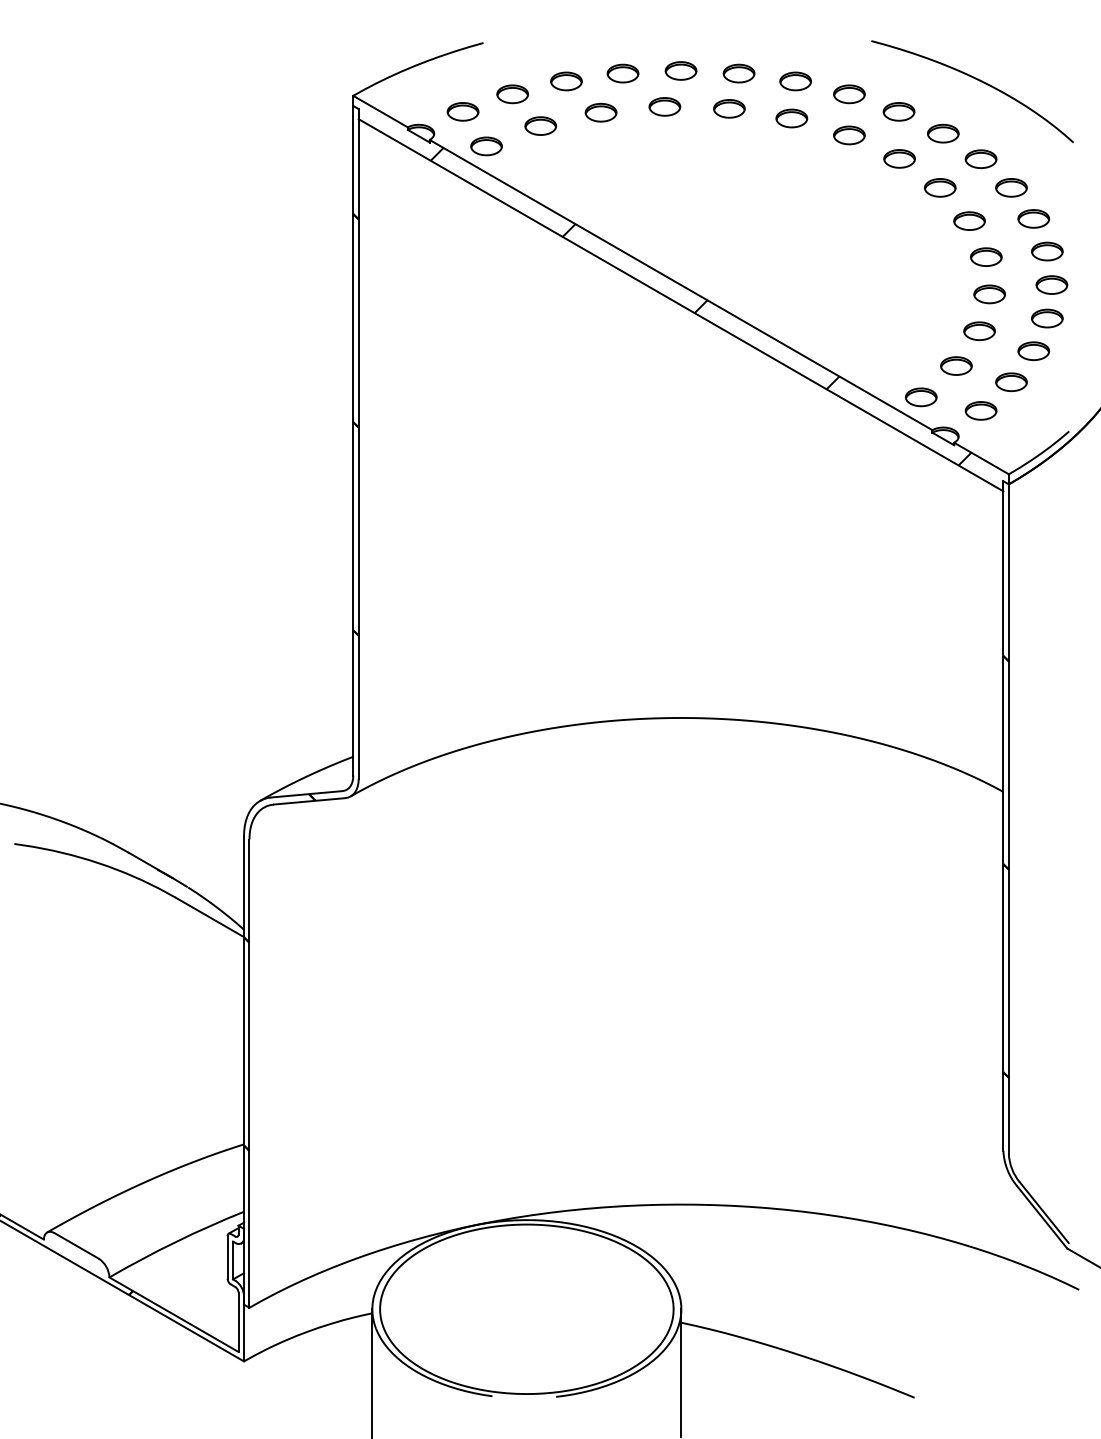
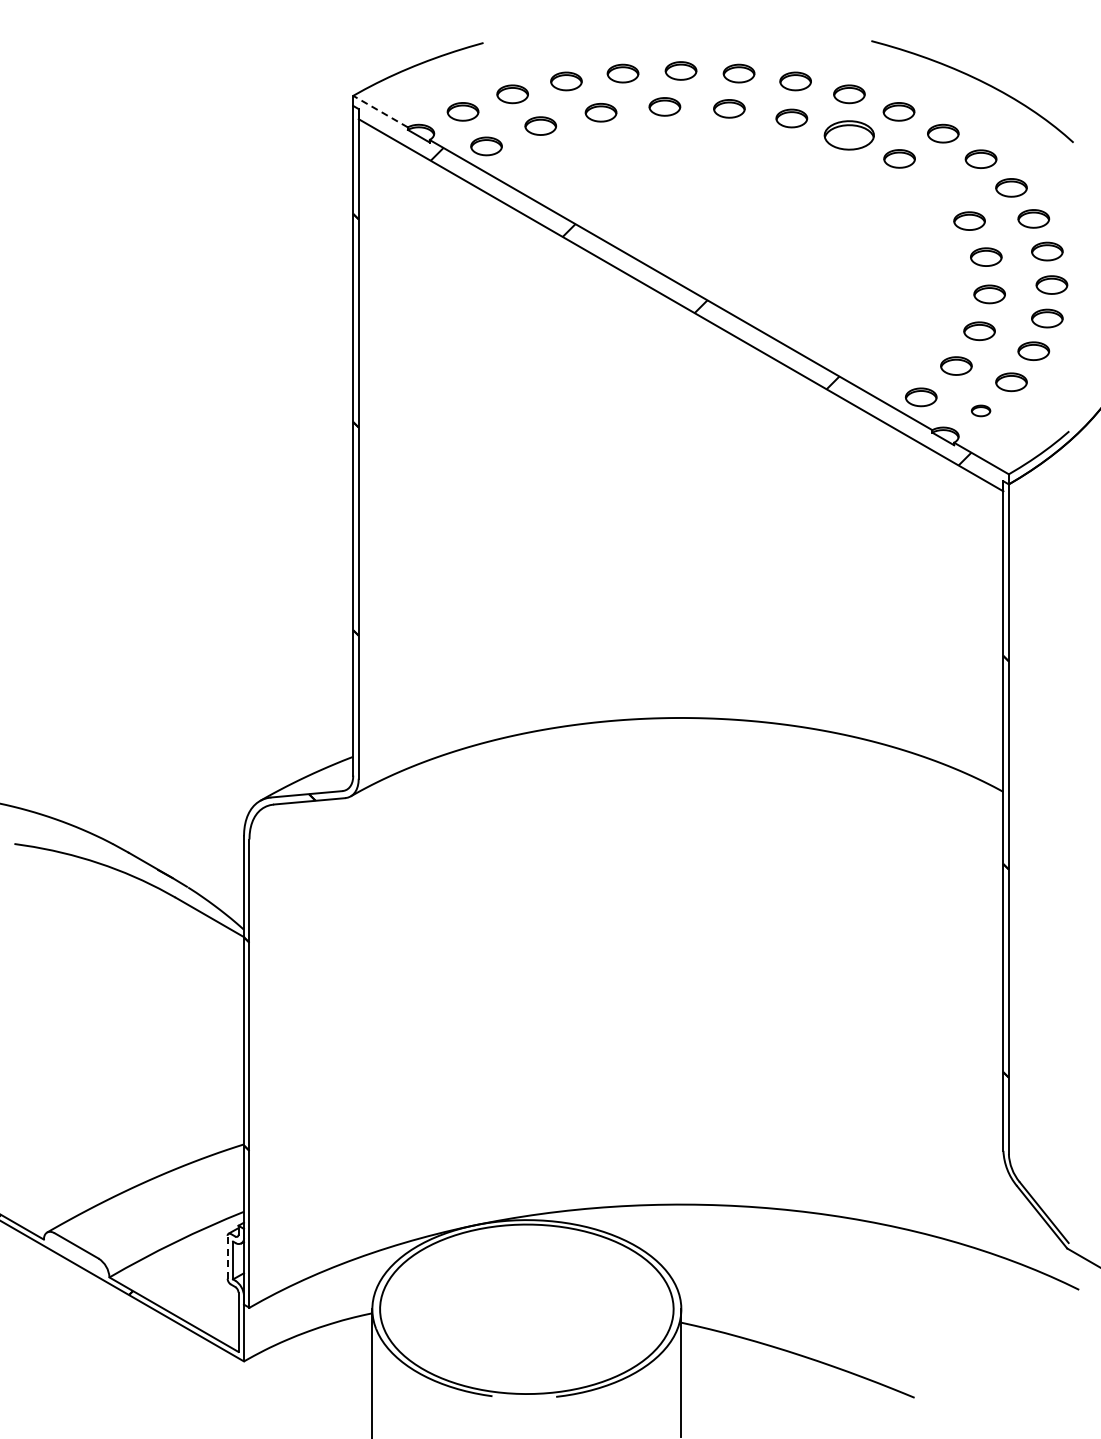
line: solid -> dashed (380, 111)
part size: 33x21 px -> 52x31 px (848, 135)
part: present -> none (940, 187)
part size: 34x20 px -> 21x14 px (981, 410)
line: solid -> dashed (227, 1256)
